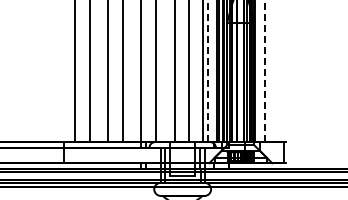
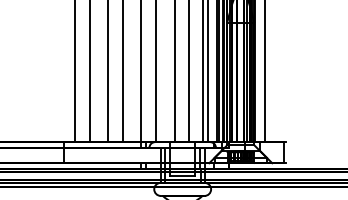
line: dashed -> solid (208, 71)
line: dashed -> solid (265, 71)
